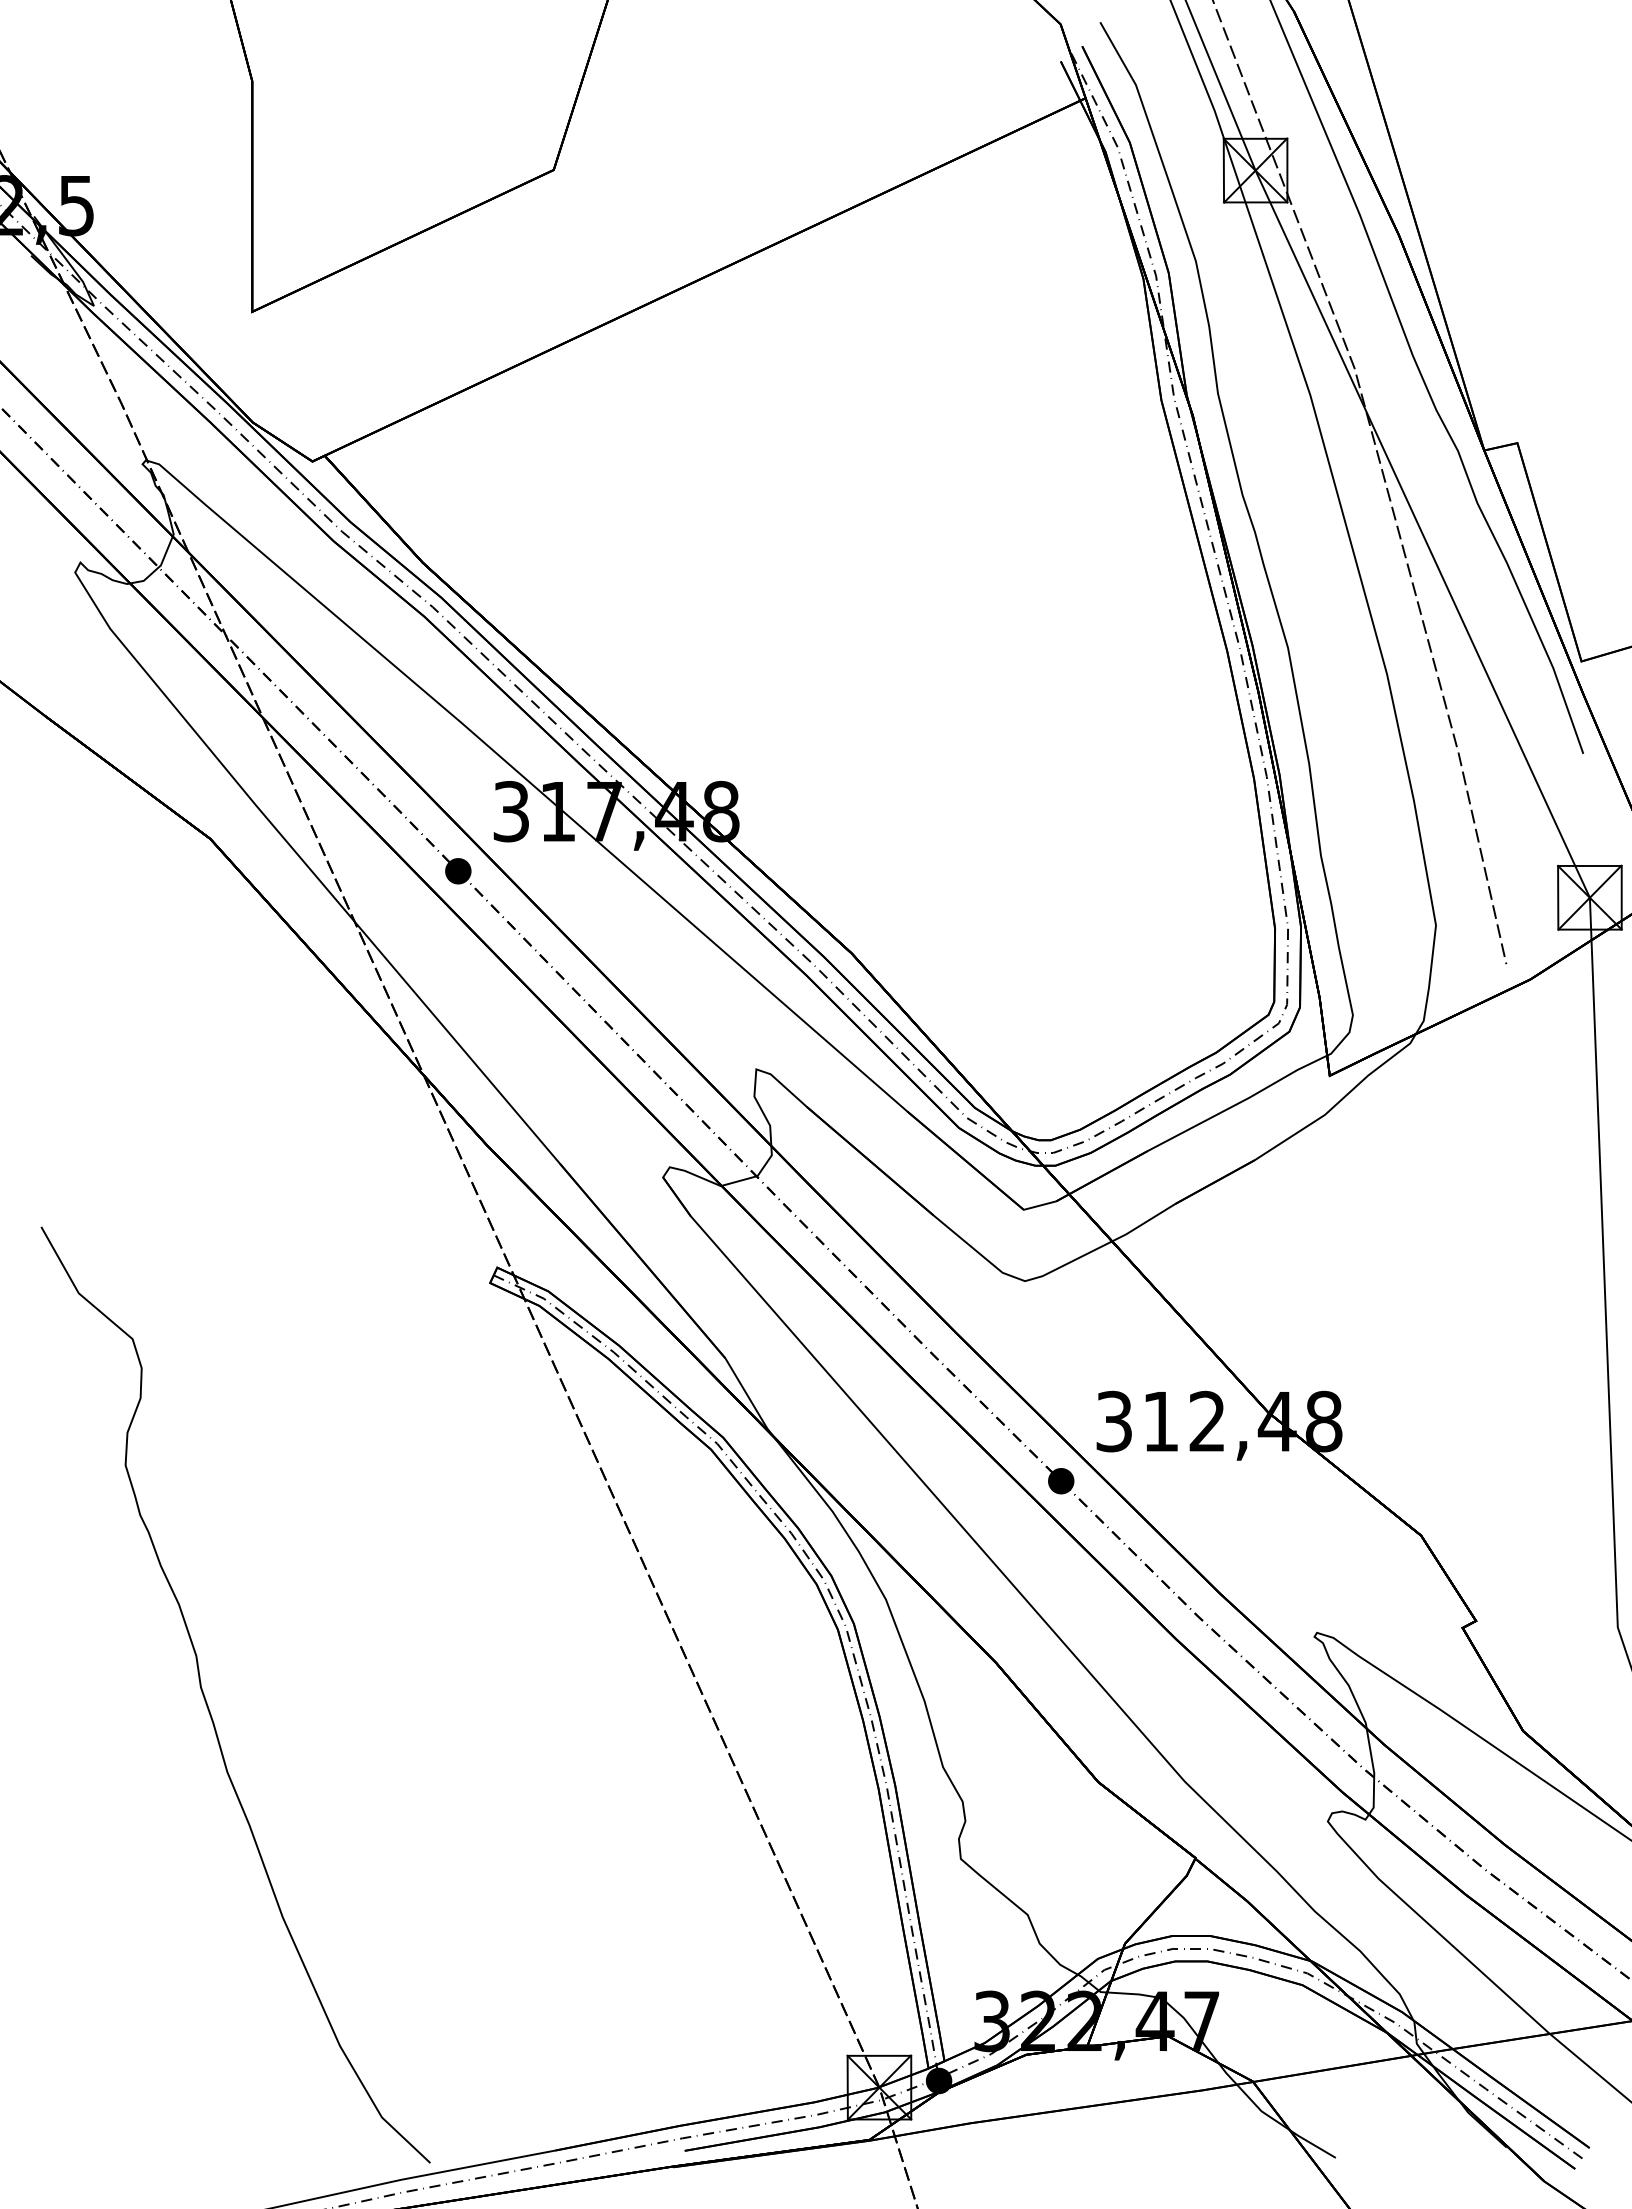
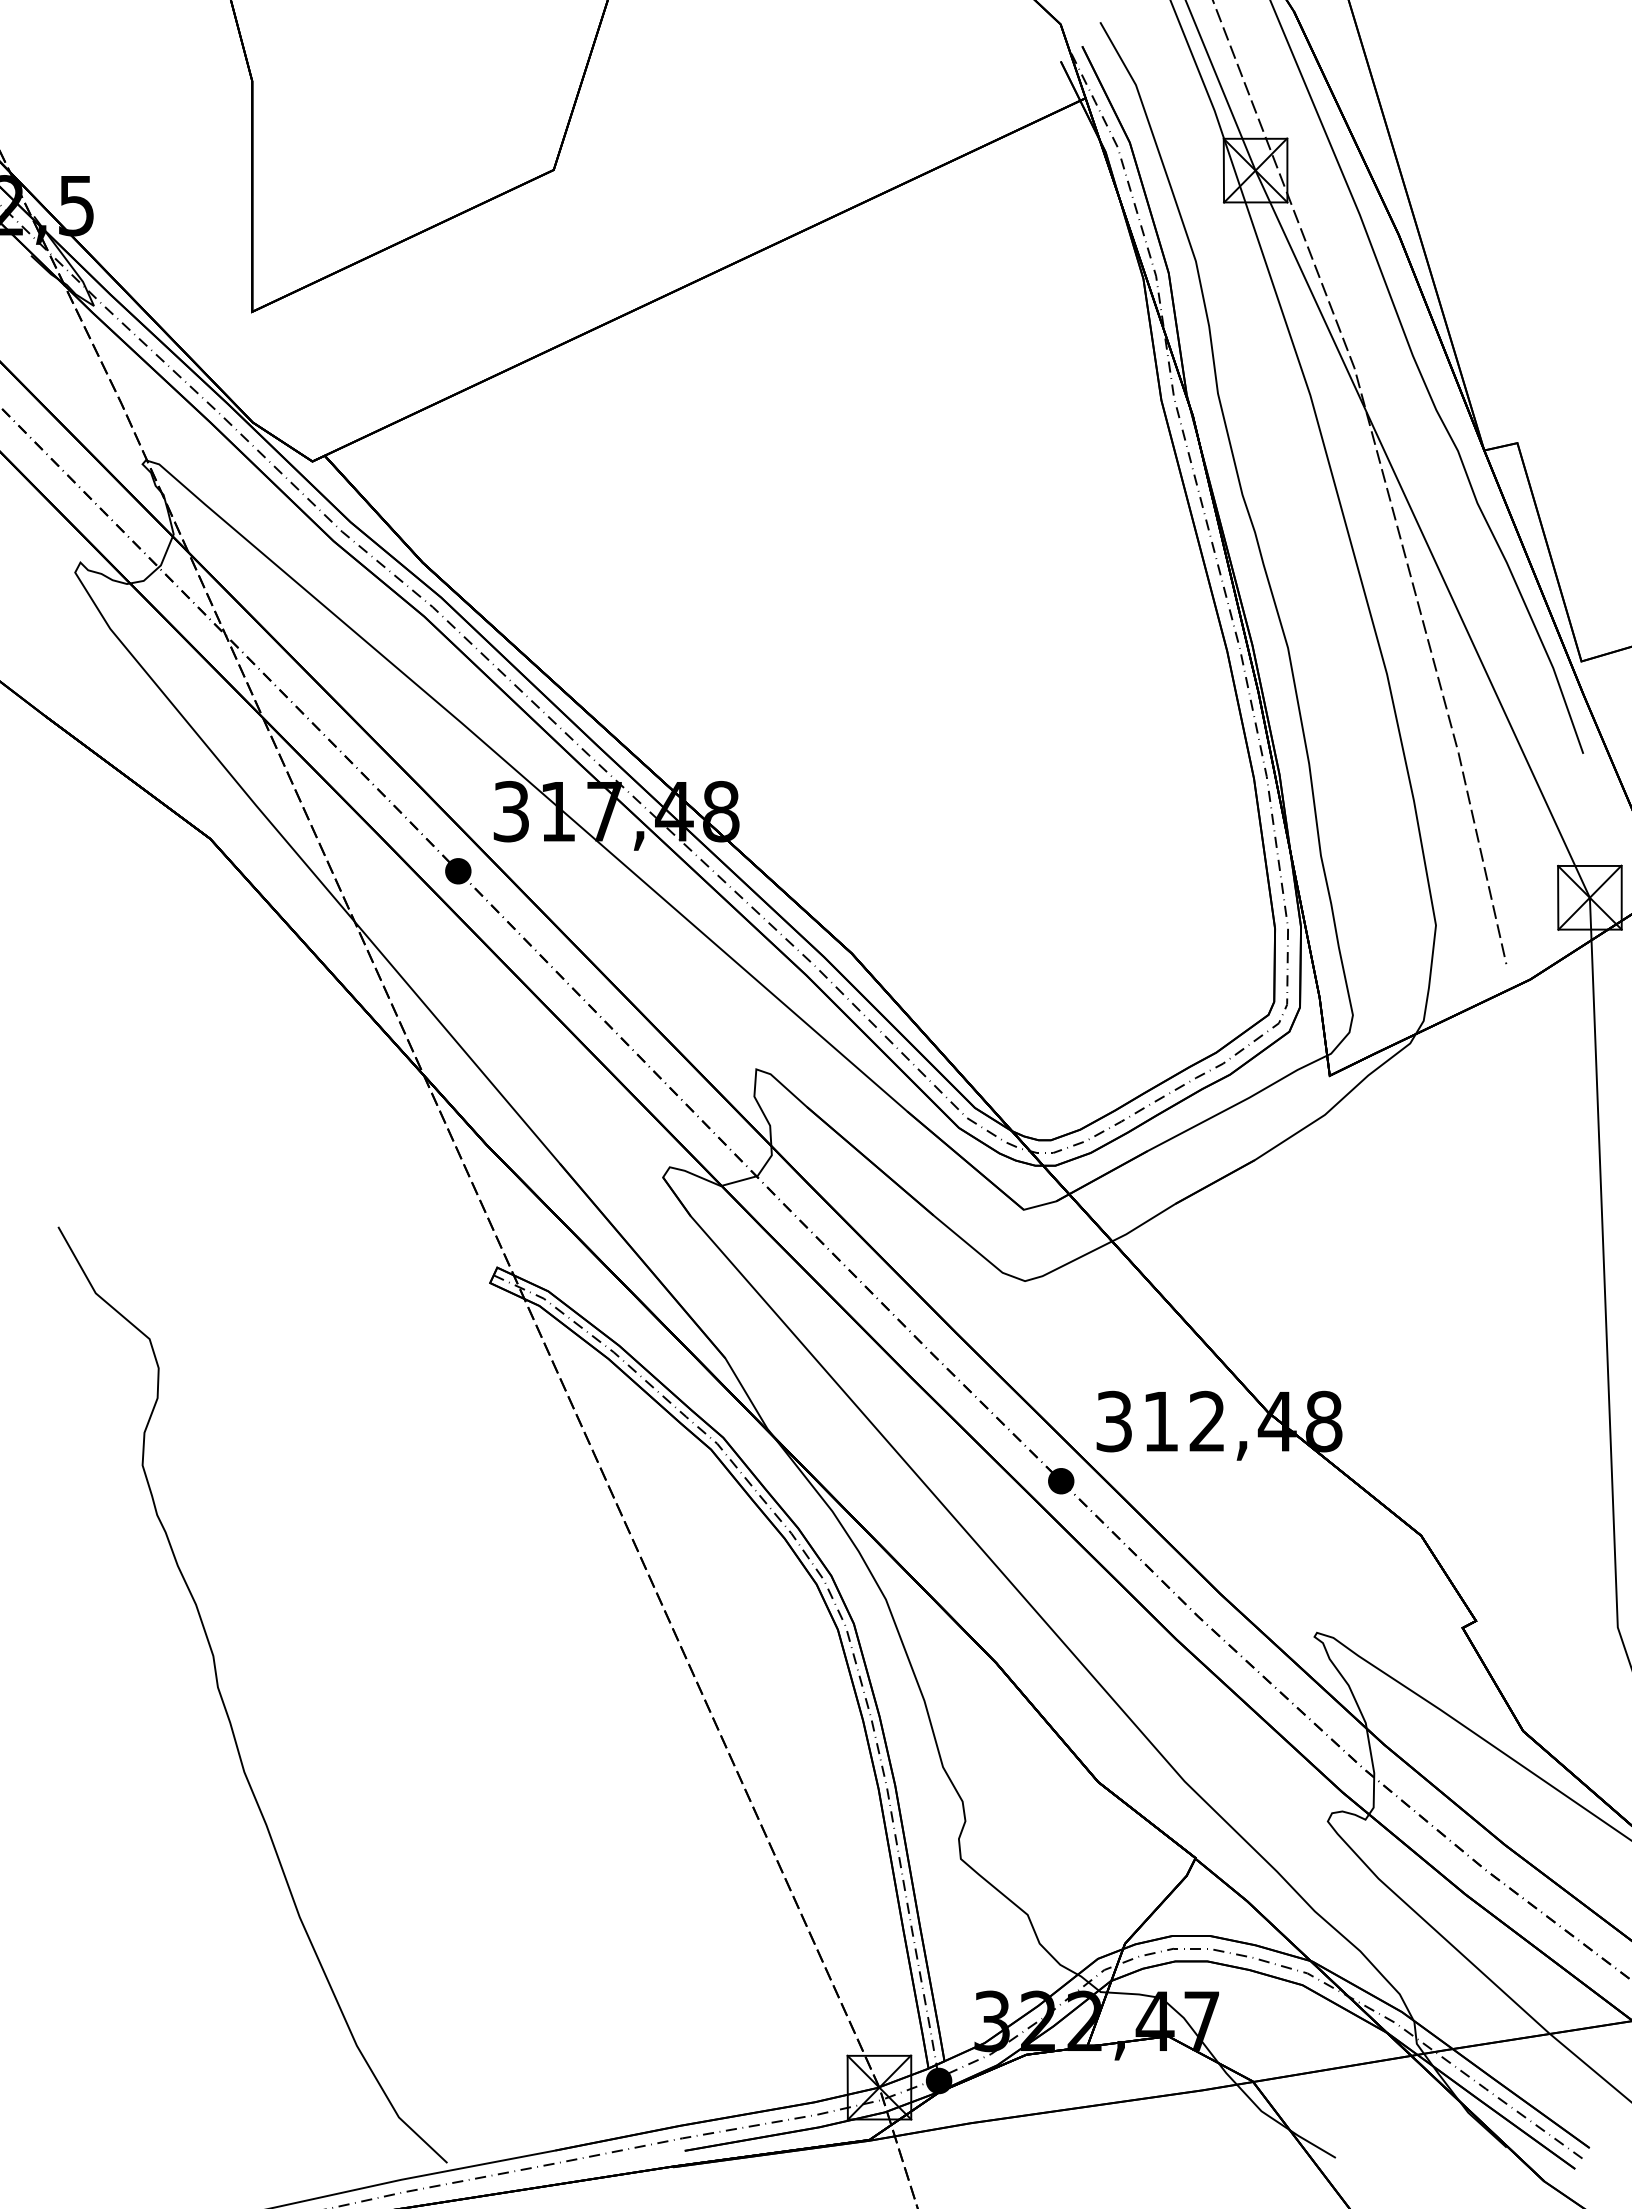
curve position: (207, 1702) -> (224, 1702) (224, 1702)
